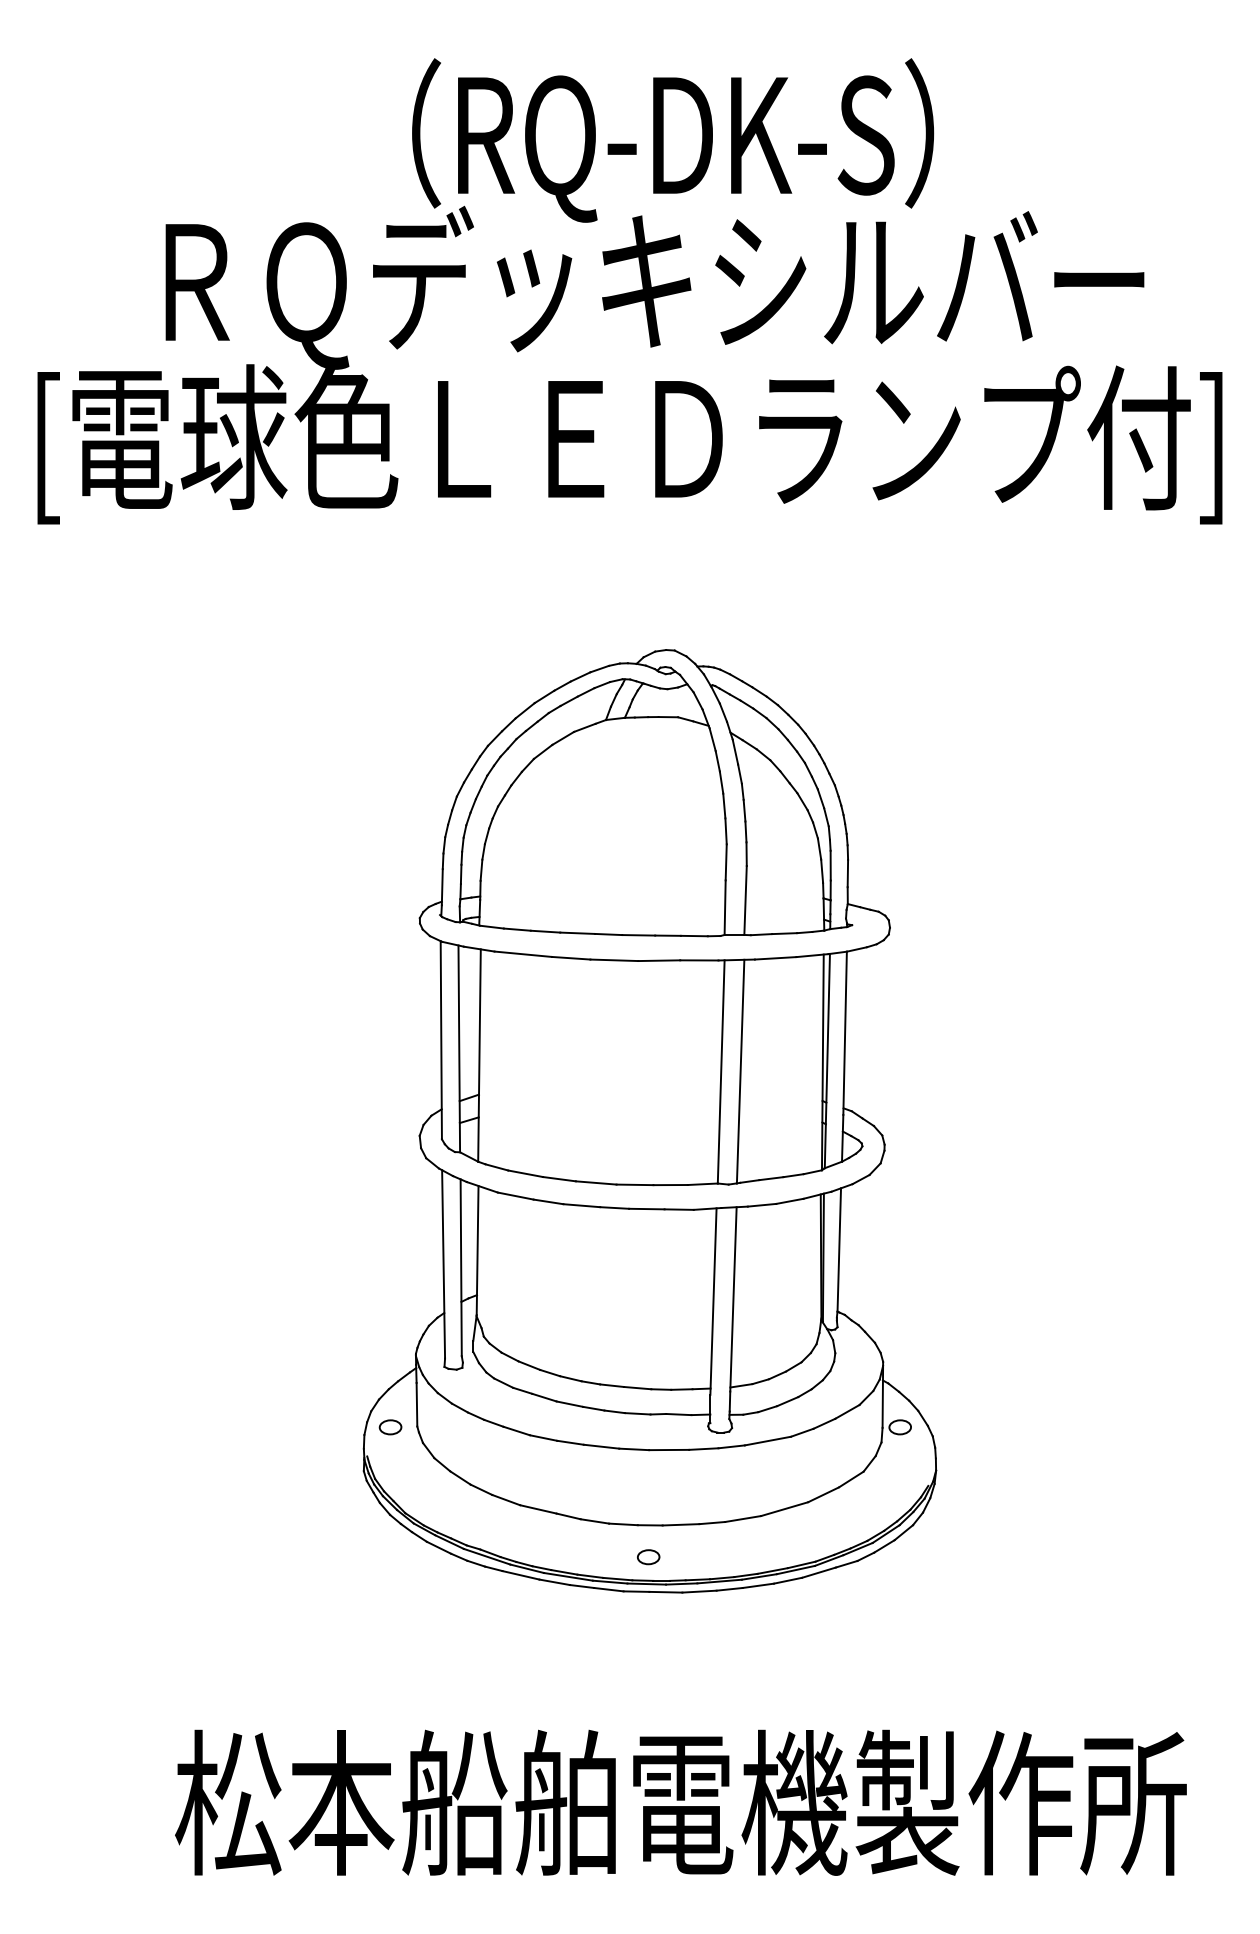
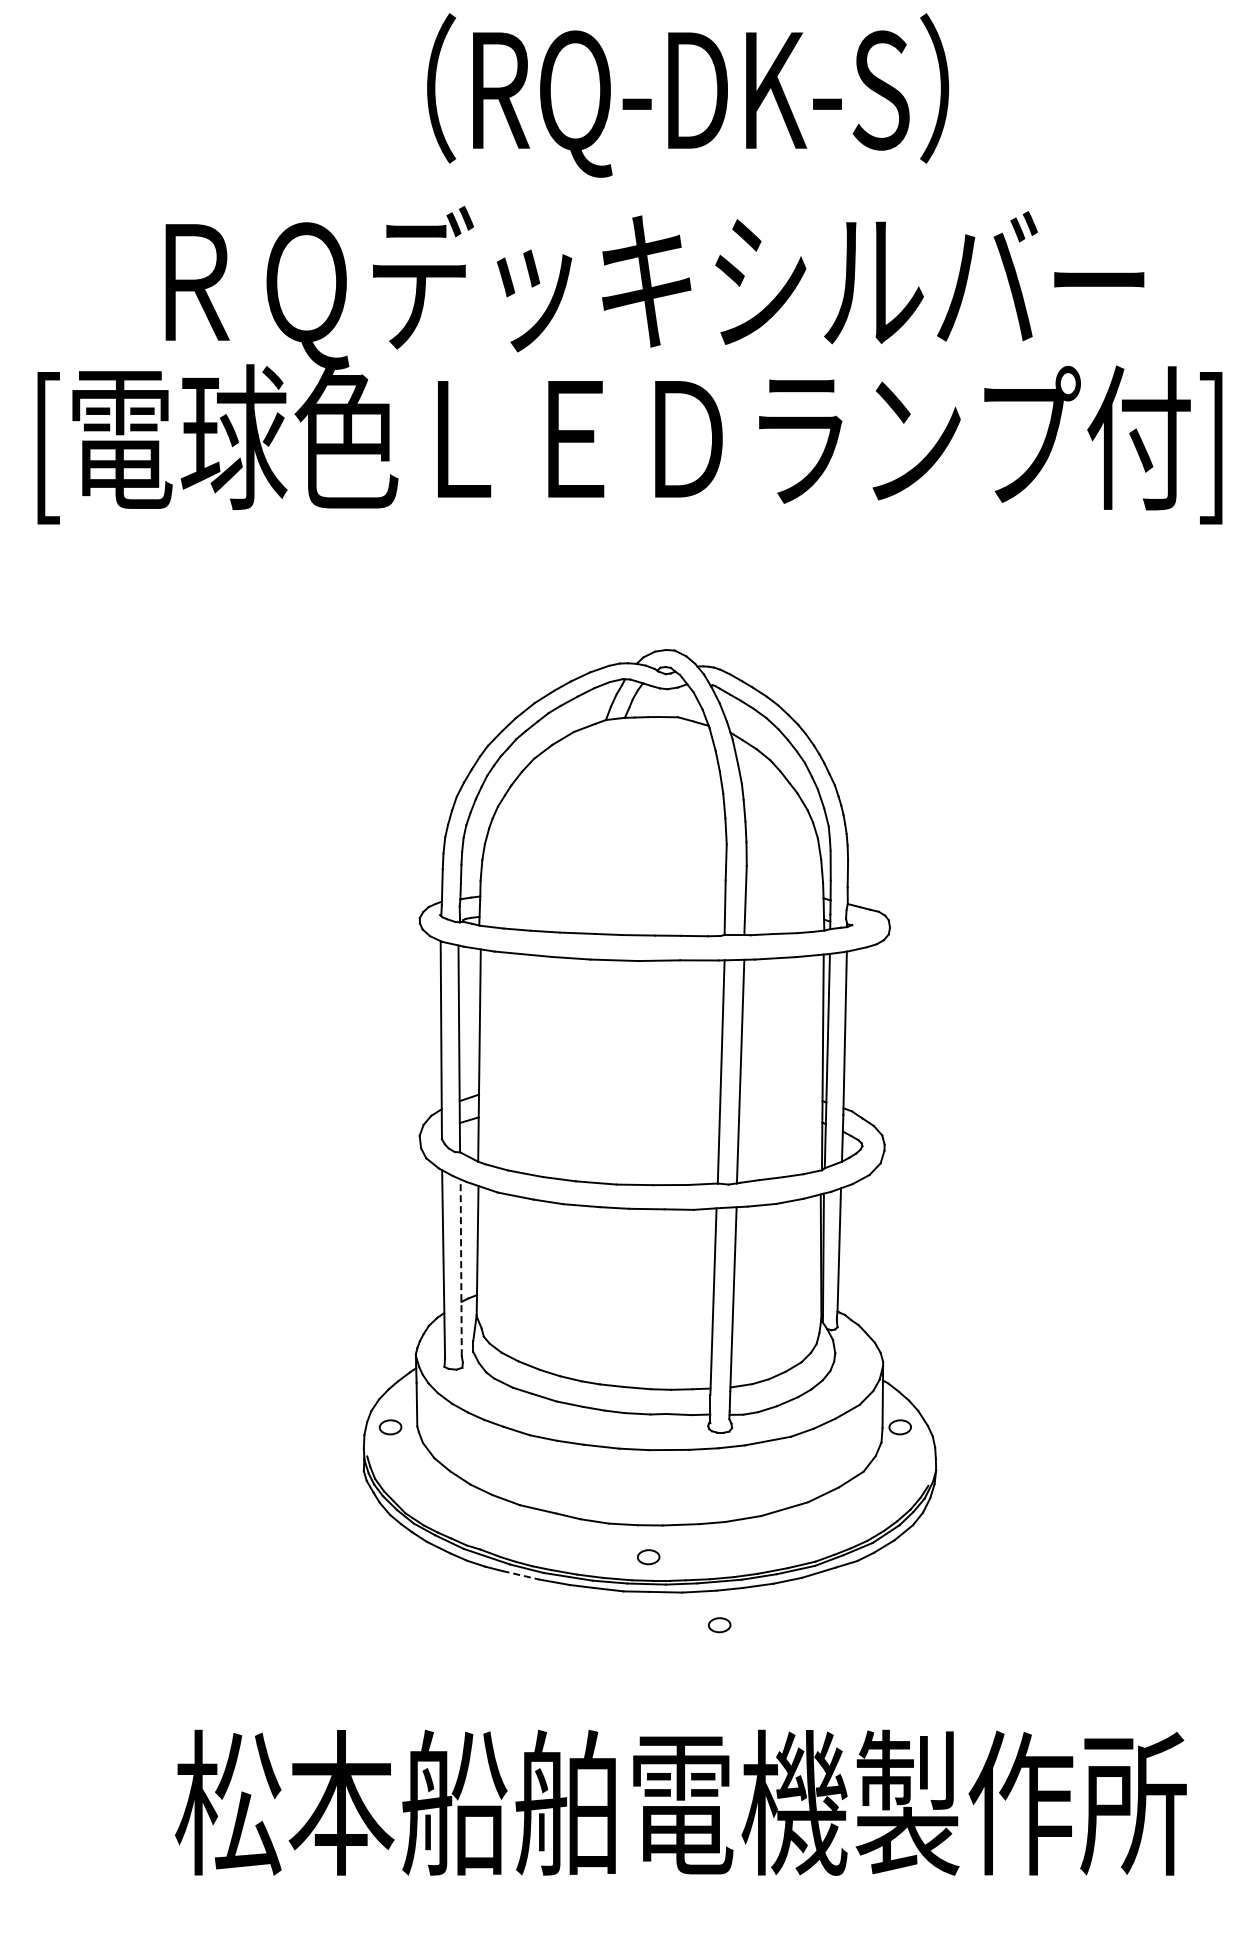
text position: (673, 140) -> (688, 95) (688, 95)
line: solid -> dashed (461, 1267)
line: solid -> dashed (520, 1575)
part: none -> present (719, 1625)
